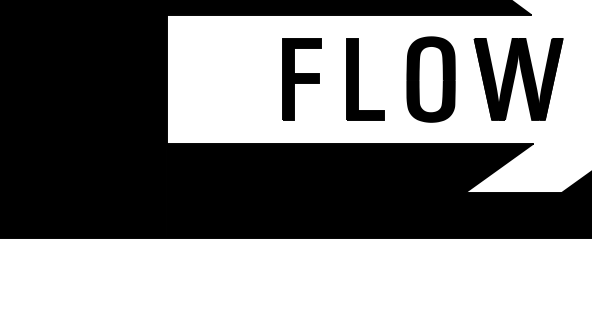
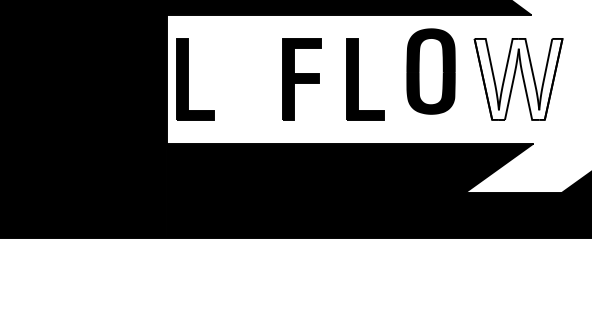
fill: present -> none (518, 78)
part: none -> present (188, 79)
part position: (430, 79) -> (430, 71) (430, 71)
